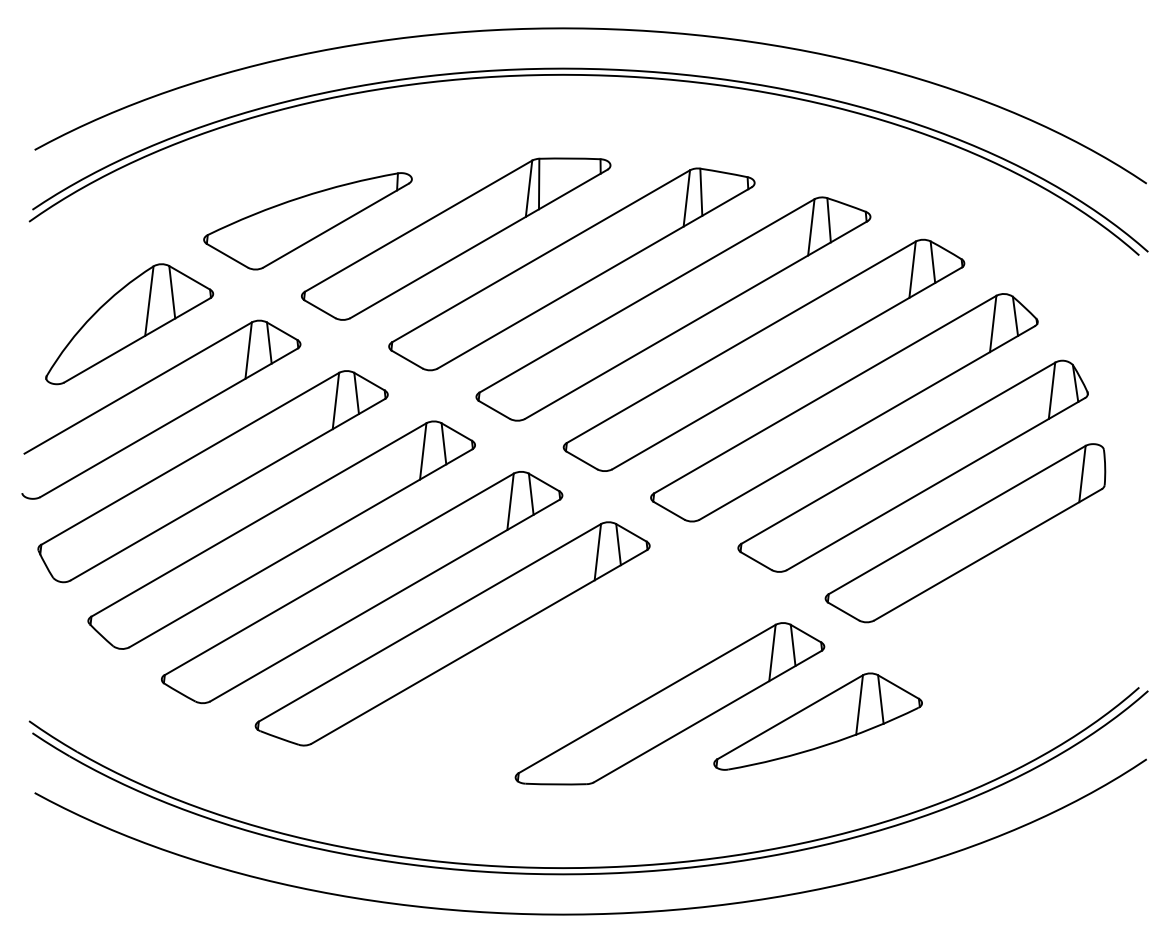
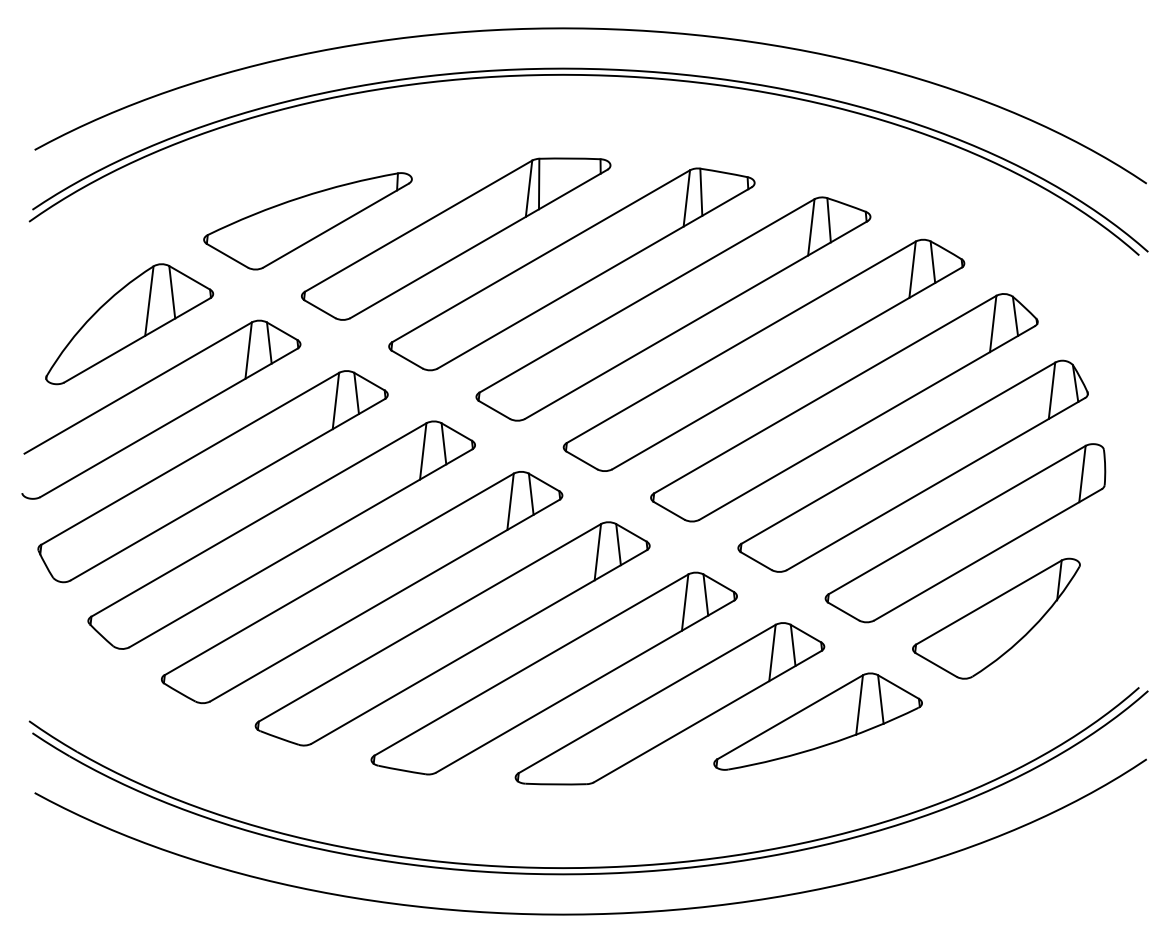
part: none -> present (996, 618)
part: none -> present (553, 673)
